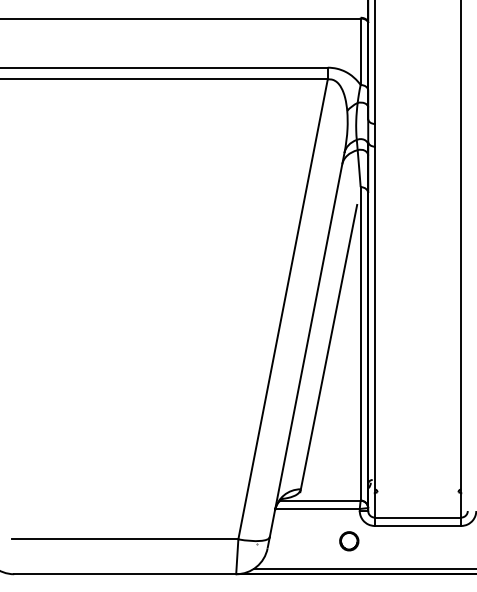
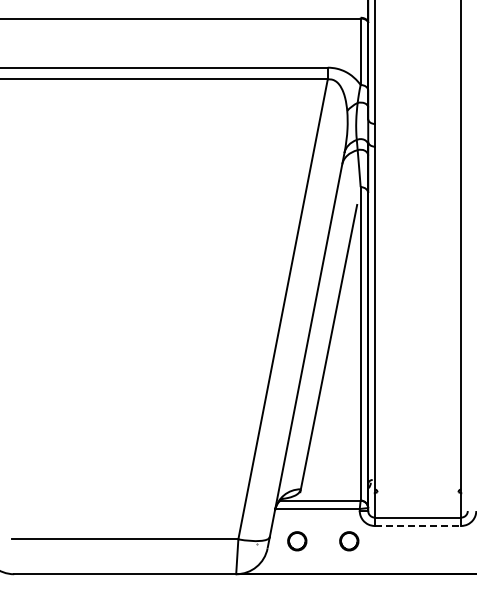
line: solid -> dashed (418, 525)
part: none -> present (297, 541)
line: present -> none (363, 568)
